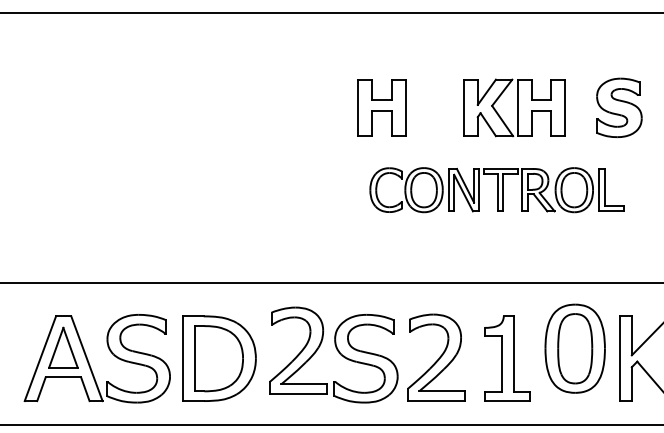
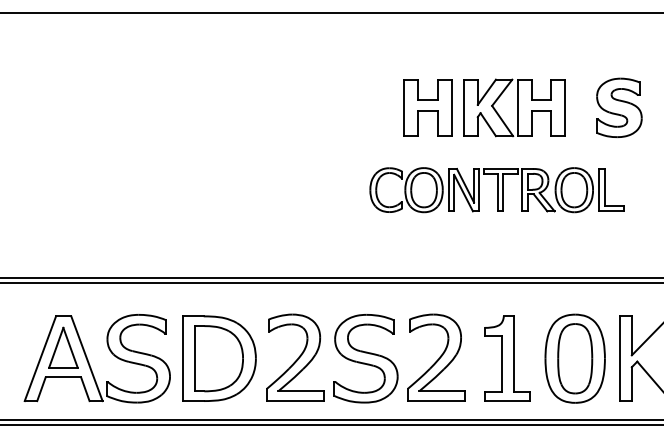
part position: (381, 107) -> (427, 107) (427, 107)
line: none -> present (331, 277)
part position: (574, 348) -> (574, 358) (574, 358)
part position: (298, 350) -> (295, 357) (295, 357)
line: none -> present (331, 419)
